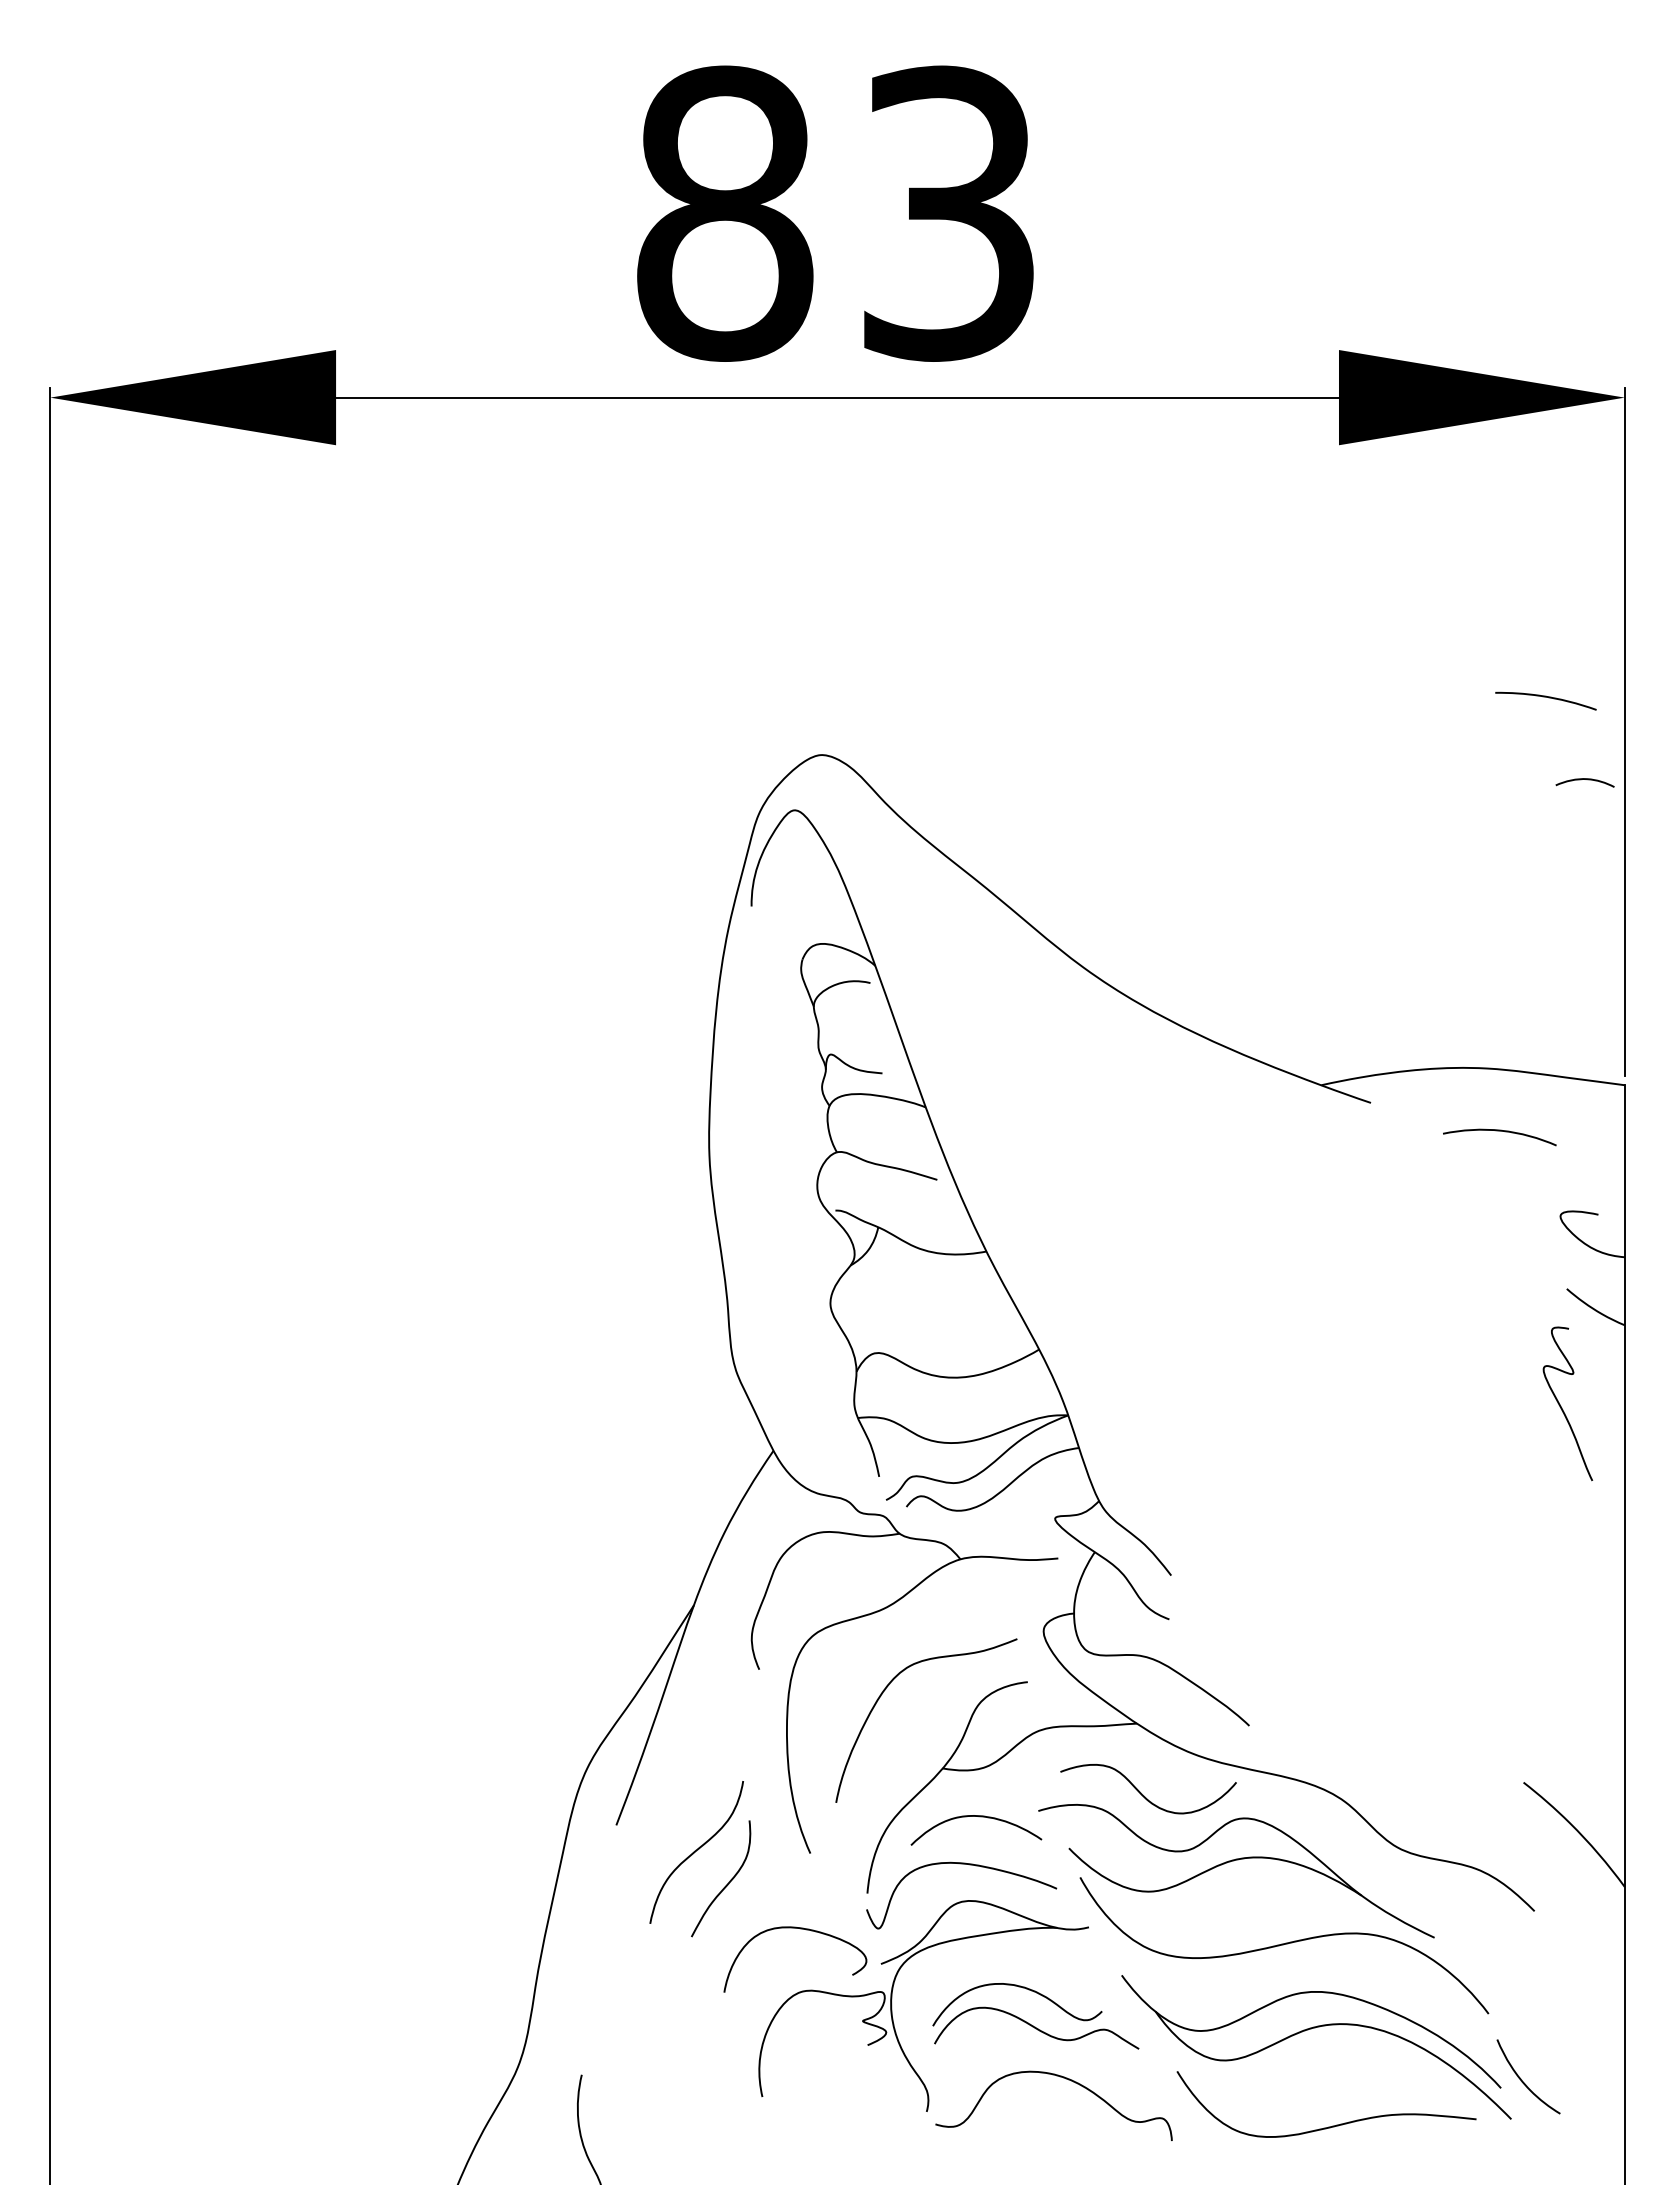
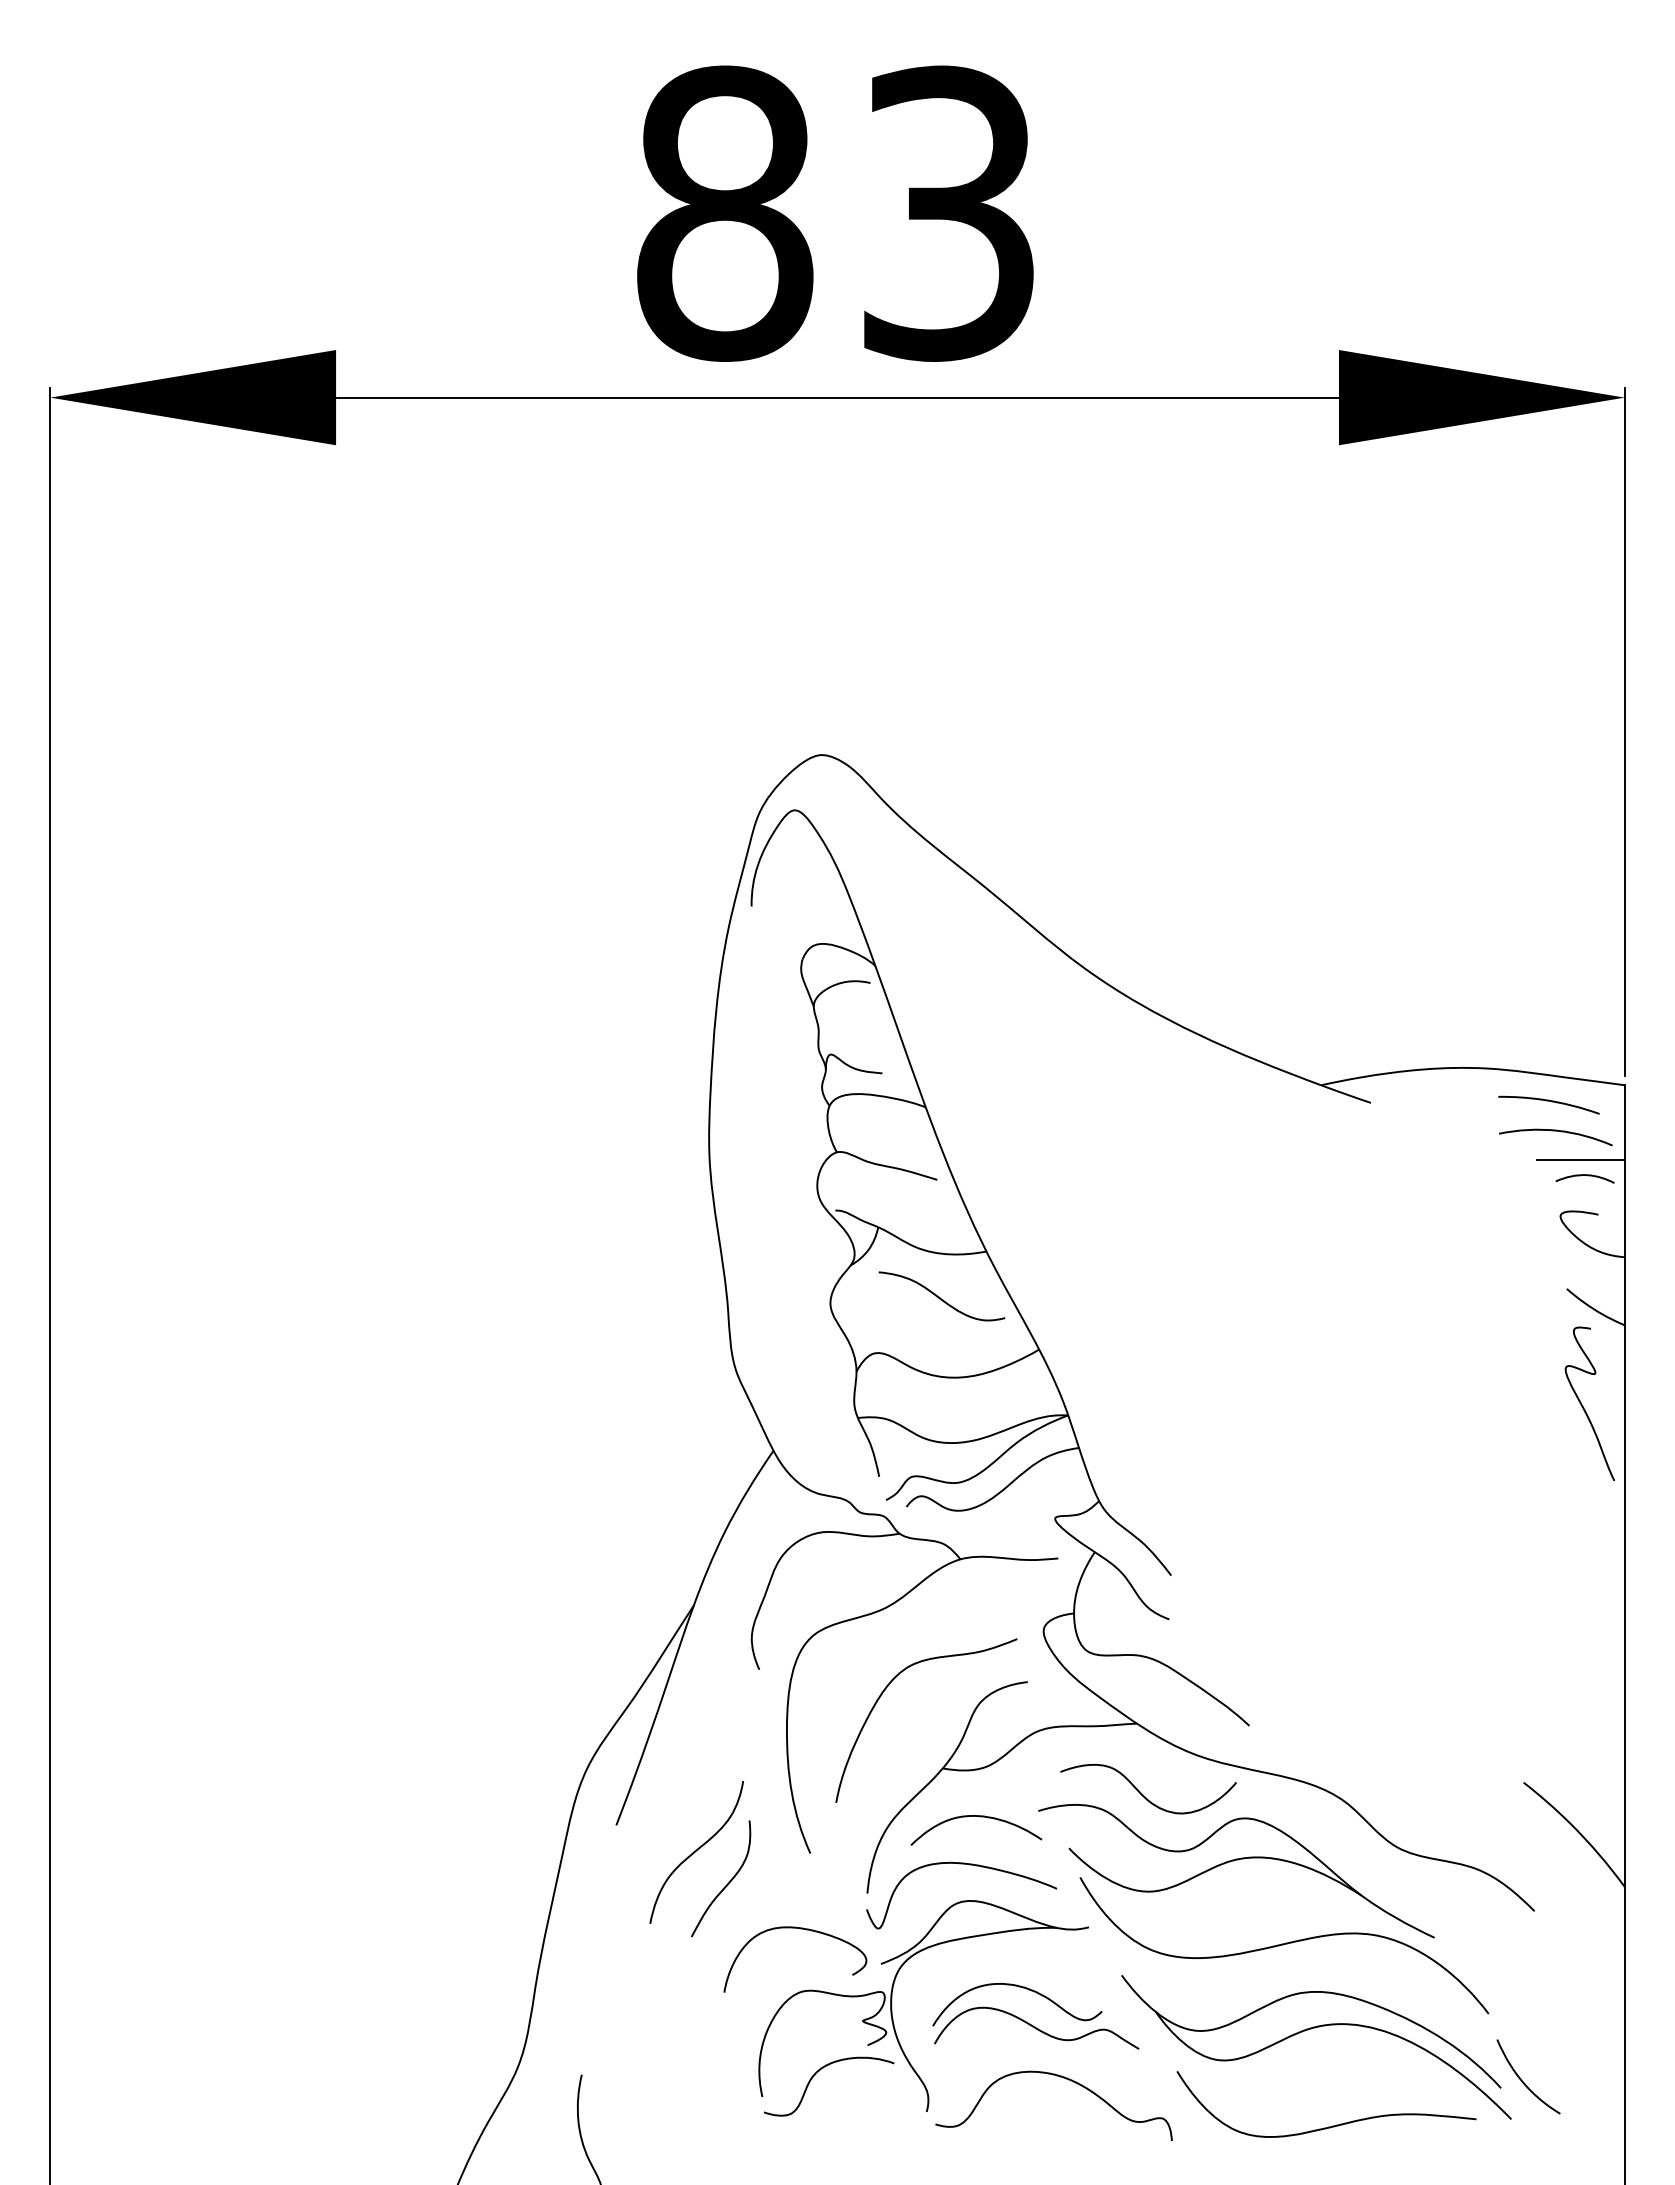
curve position: (1545, 697) -> (1548, 1101) (1548, 1101)
curve position: (1584, 779) -> (1584, 1175) (1584, 1175)
curve position: (1499, 1131) -> (1555, 1131) (1555, 1131)
line: none -> present (1580, 1159)
curve: none -> present (940, 1297)
curve position: (1562, 1407) -> (1584, 1407) (1584, 1407)
curve: none -> present (818, 2072)
